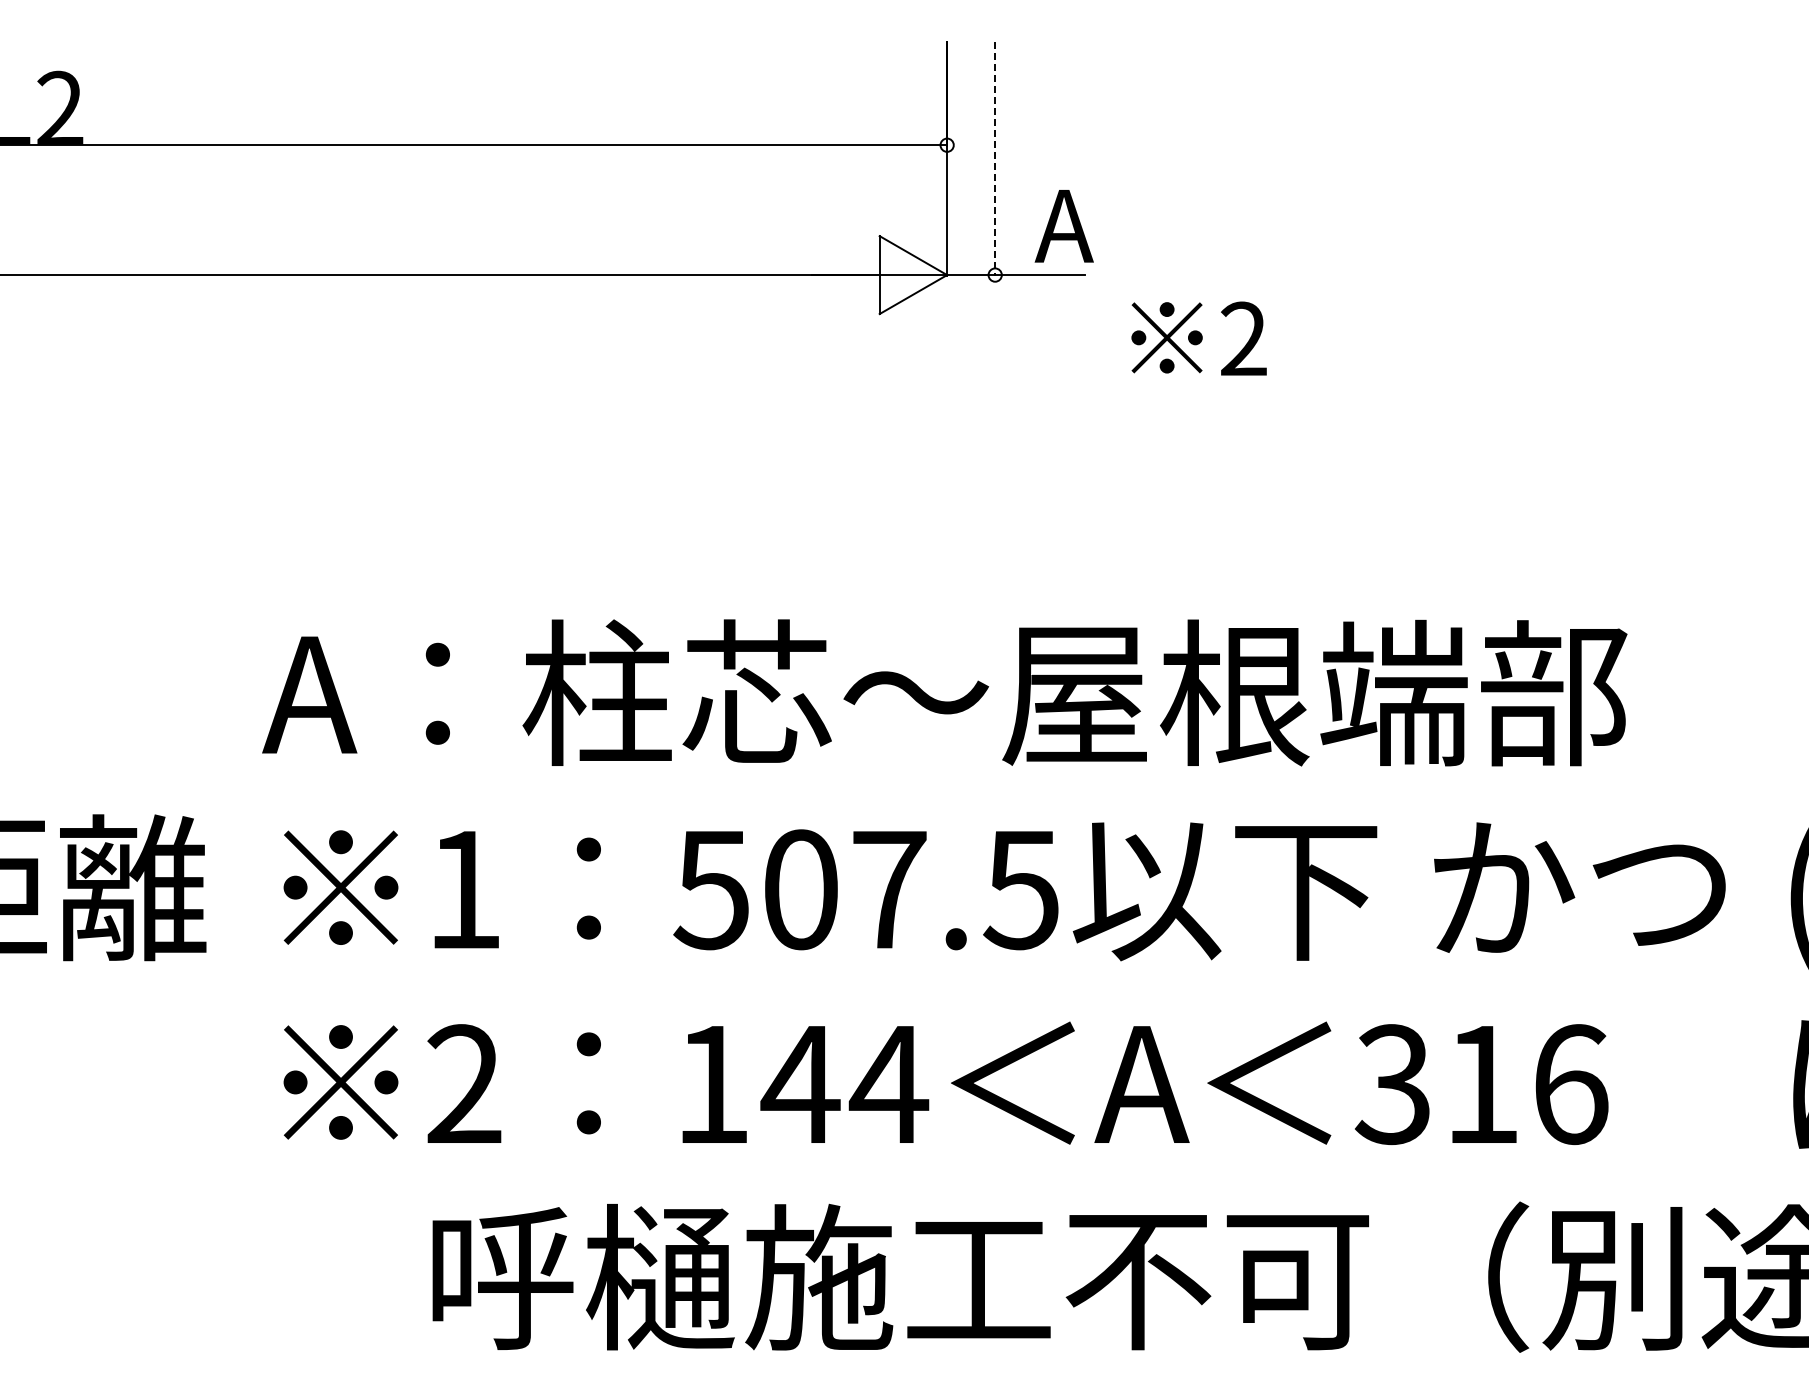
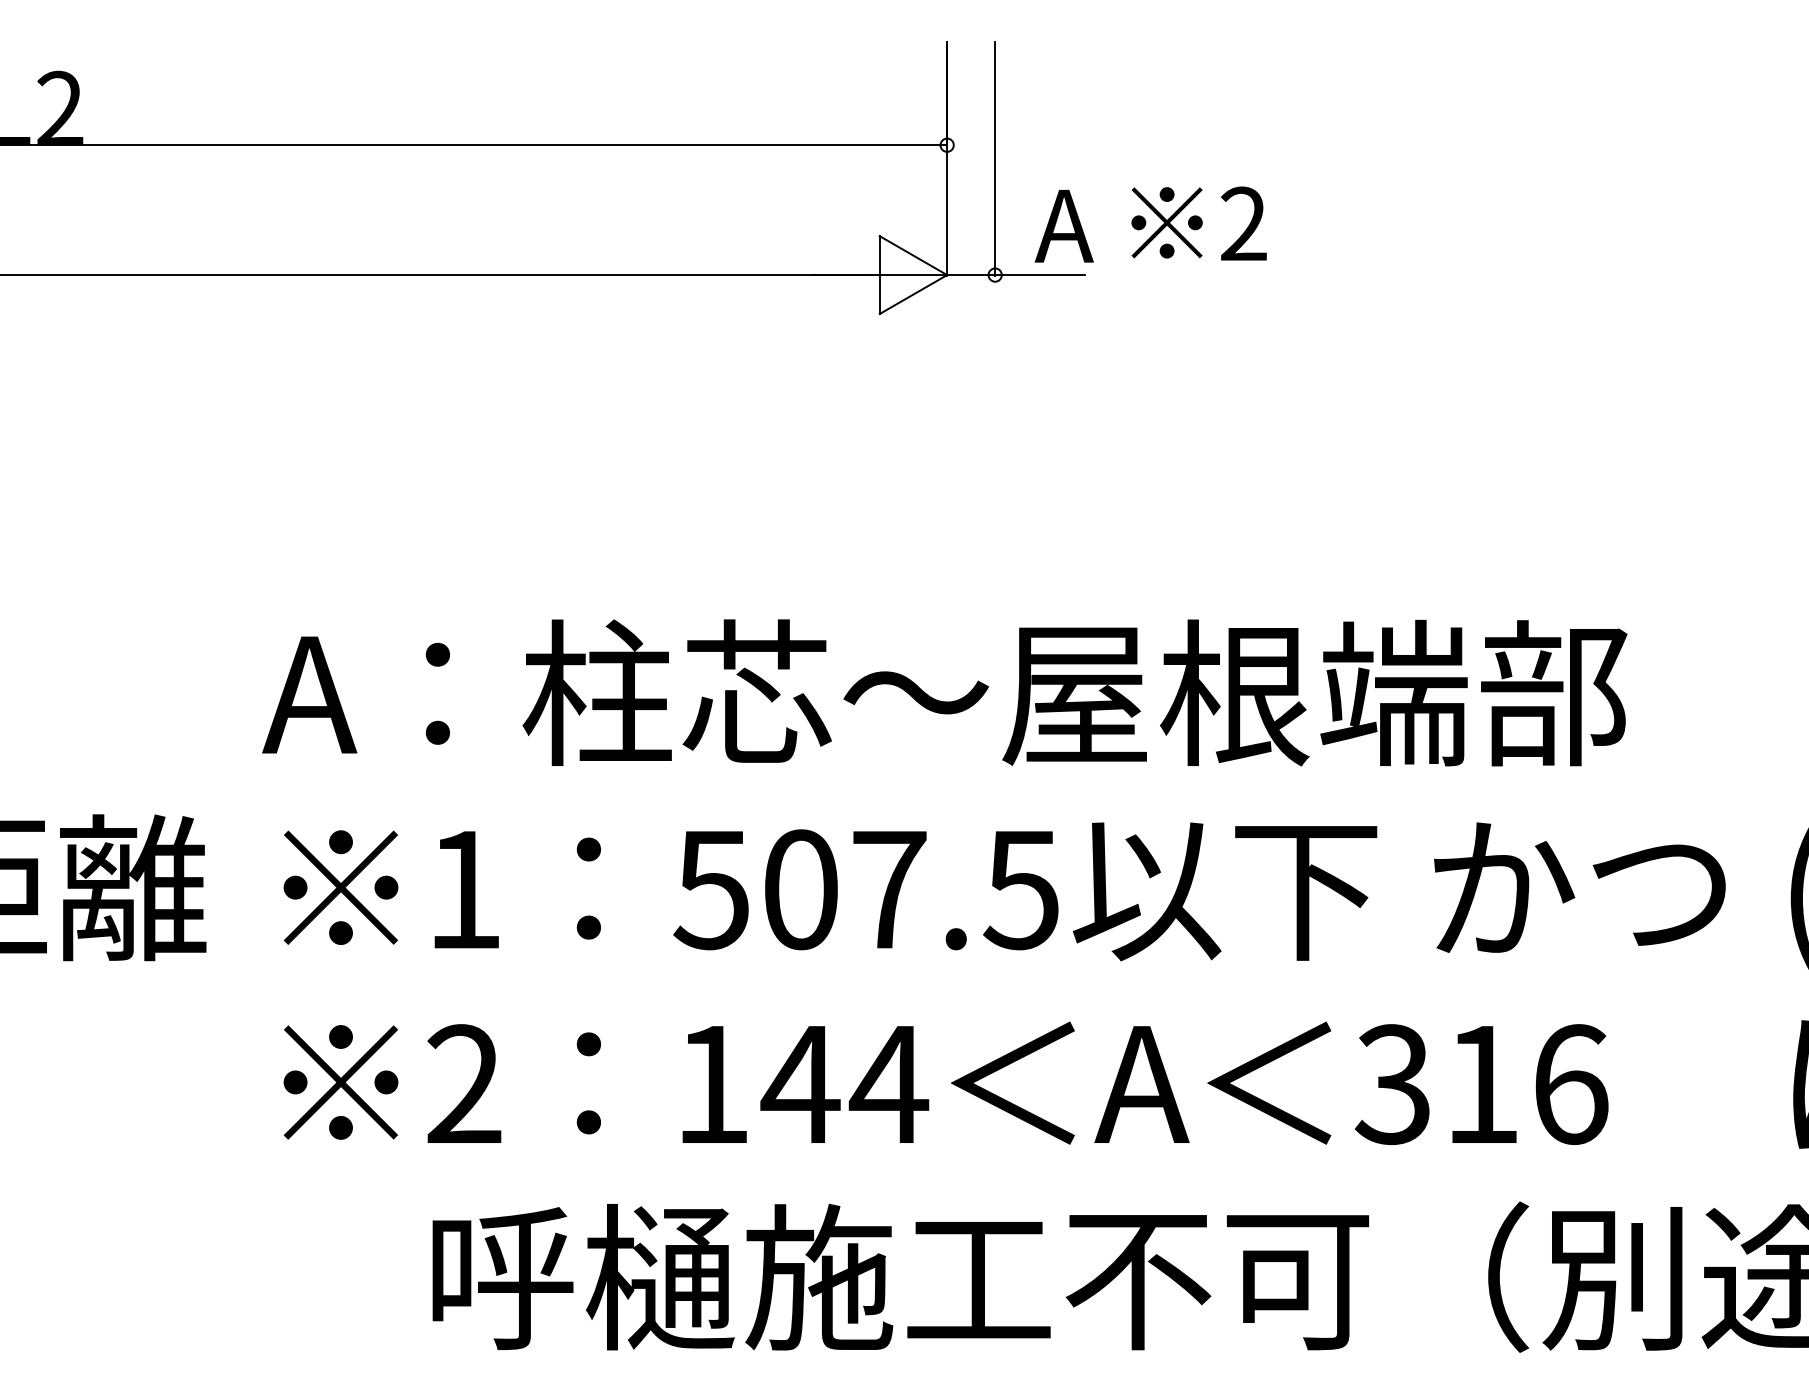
line: dashed -> solid (995, 158)
text position: (1198, 338) -> (1198, 223) (1198, 223)
